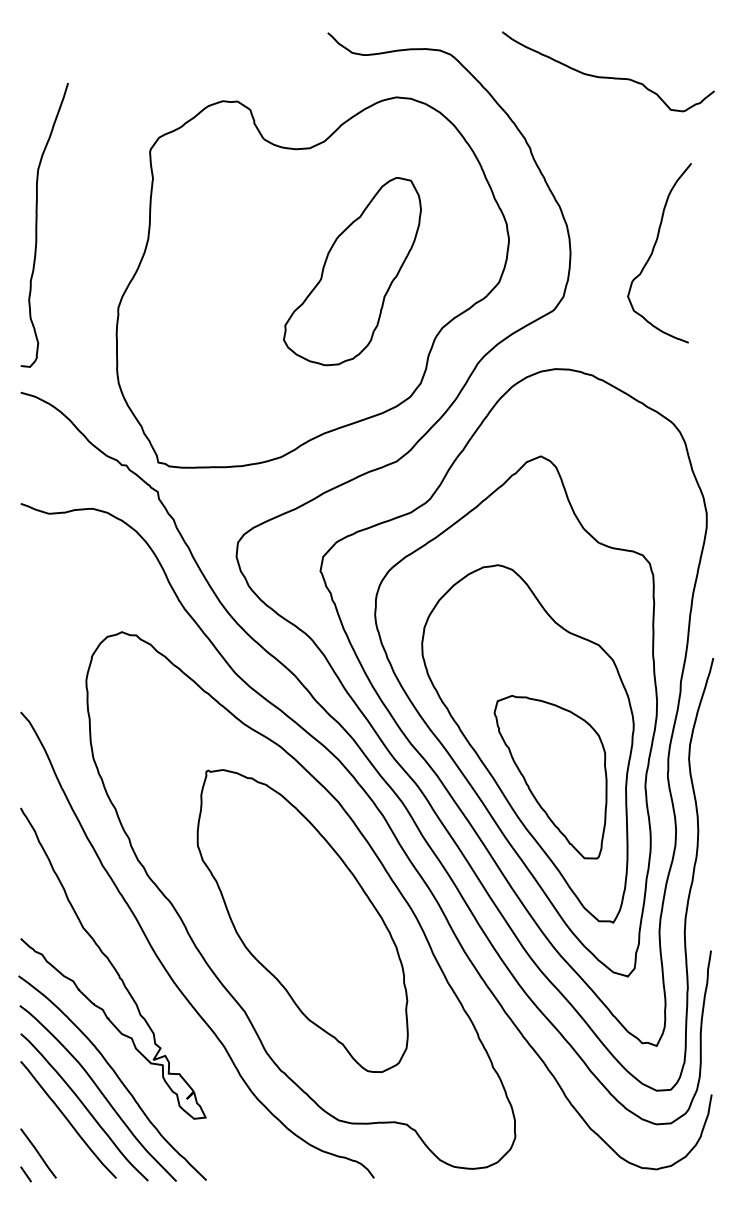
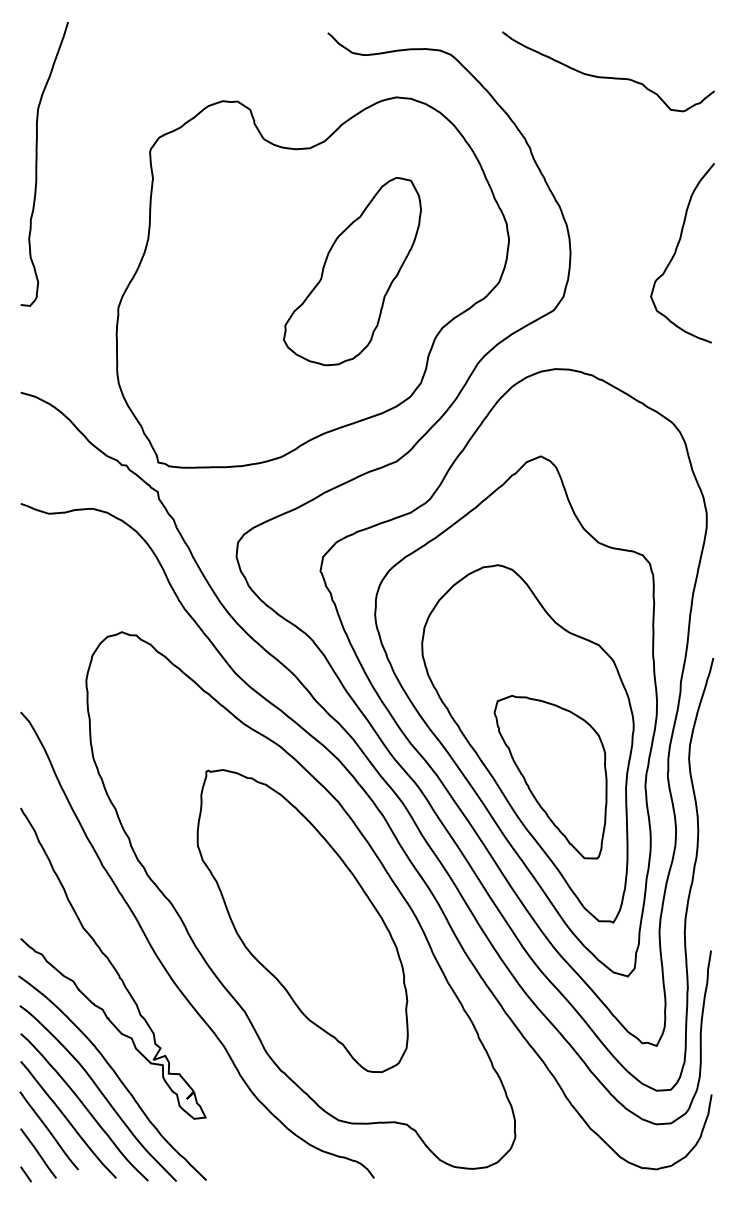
curve position: (37, 225) -> (37, 164) (37, 164)
curve position: (653, 252) -> (676, 252) (676, 252)
line: none -> present (48, 1130)
